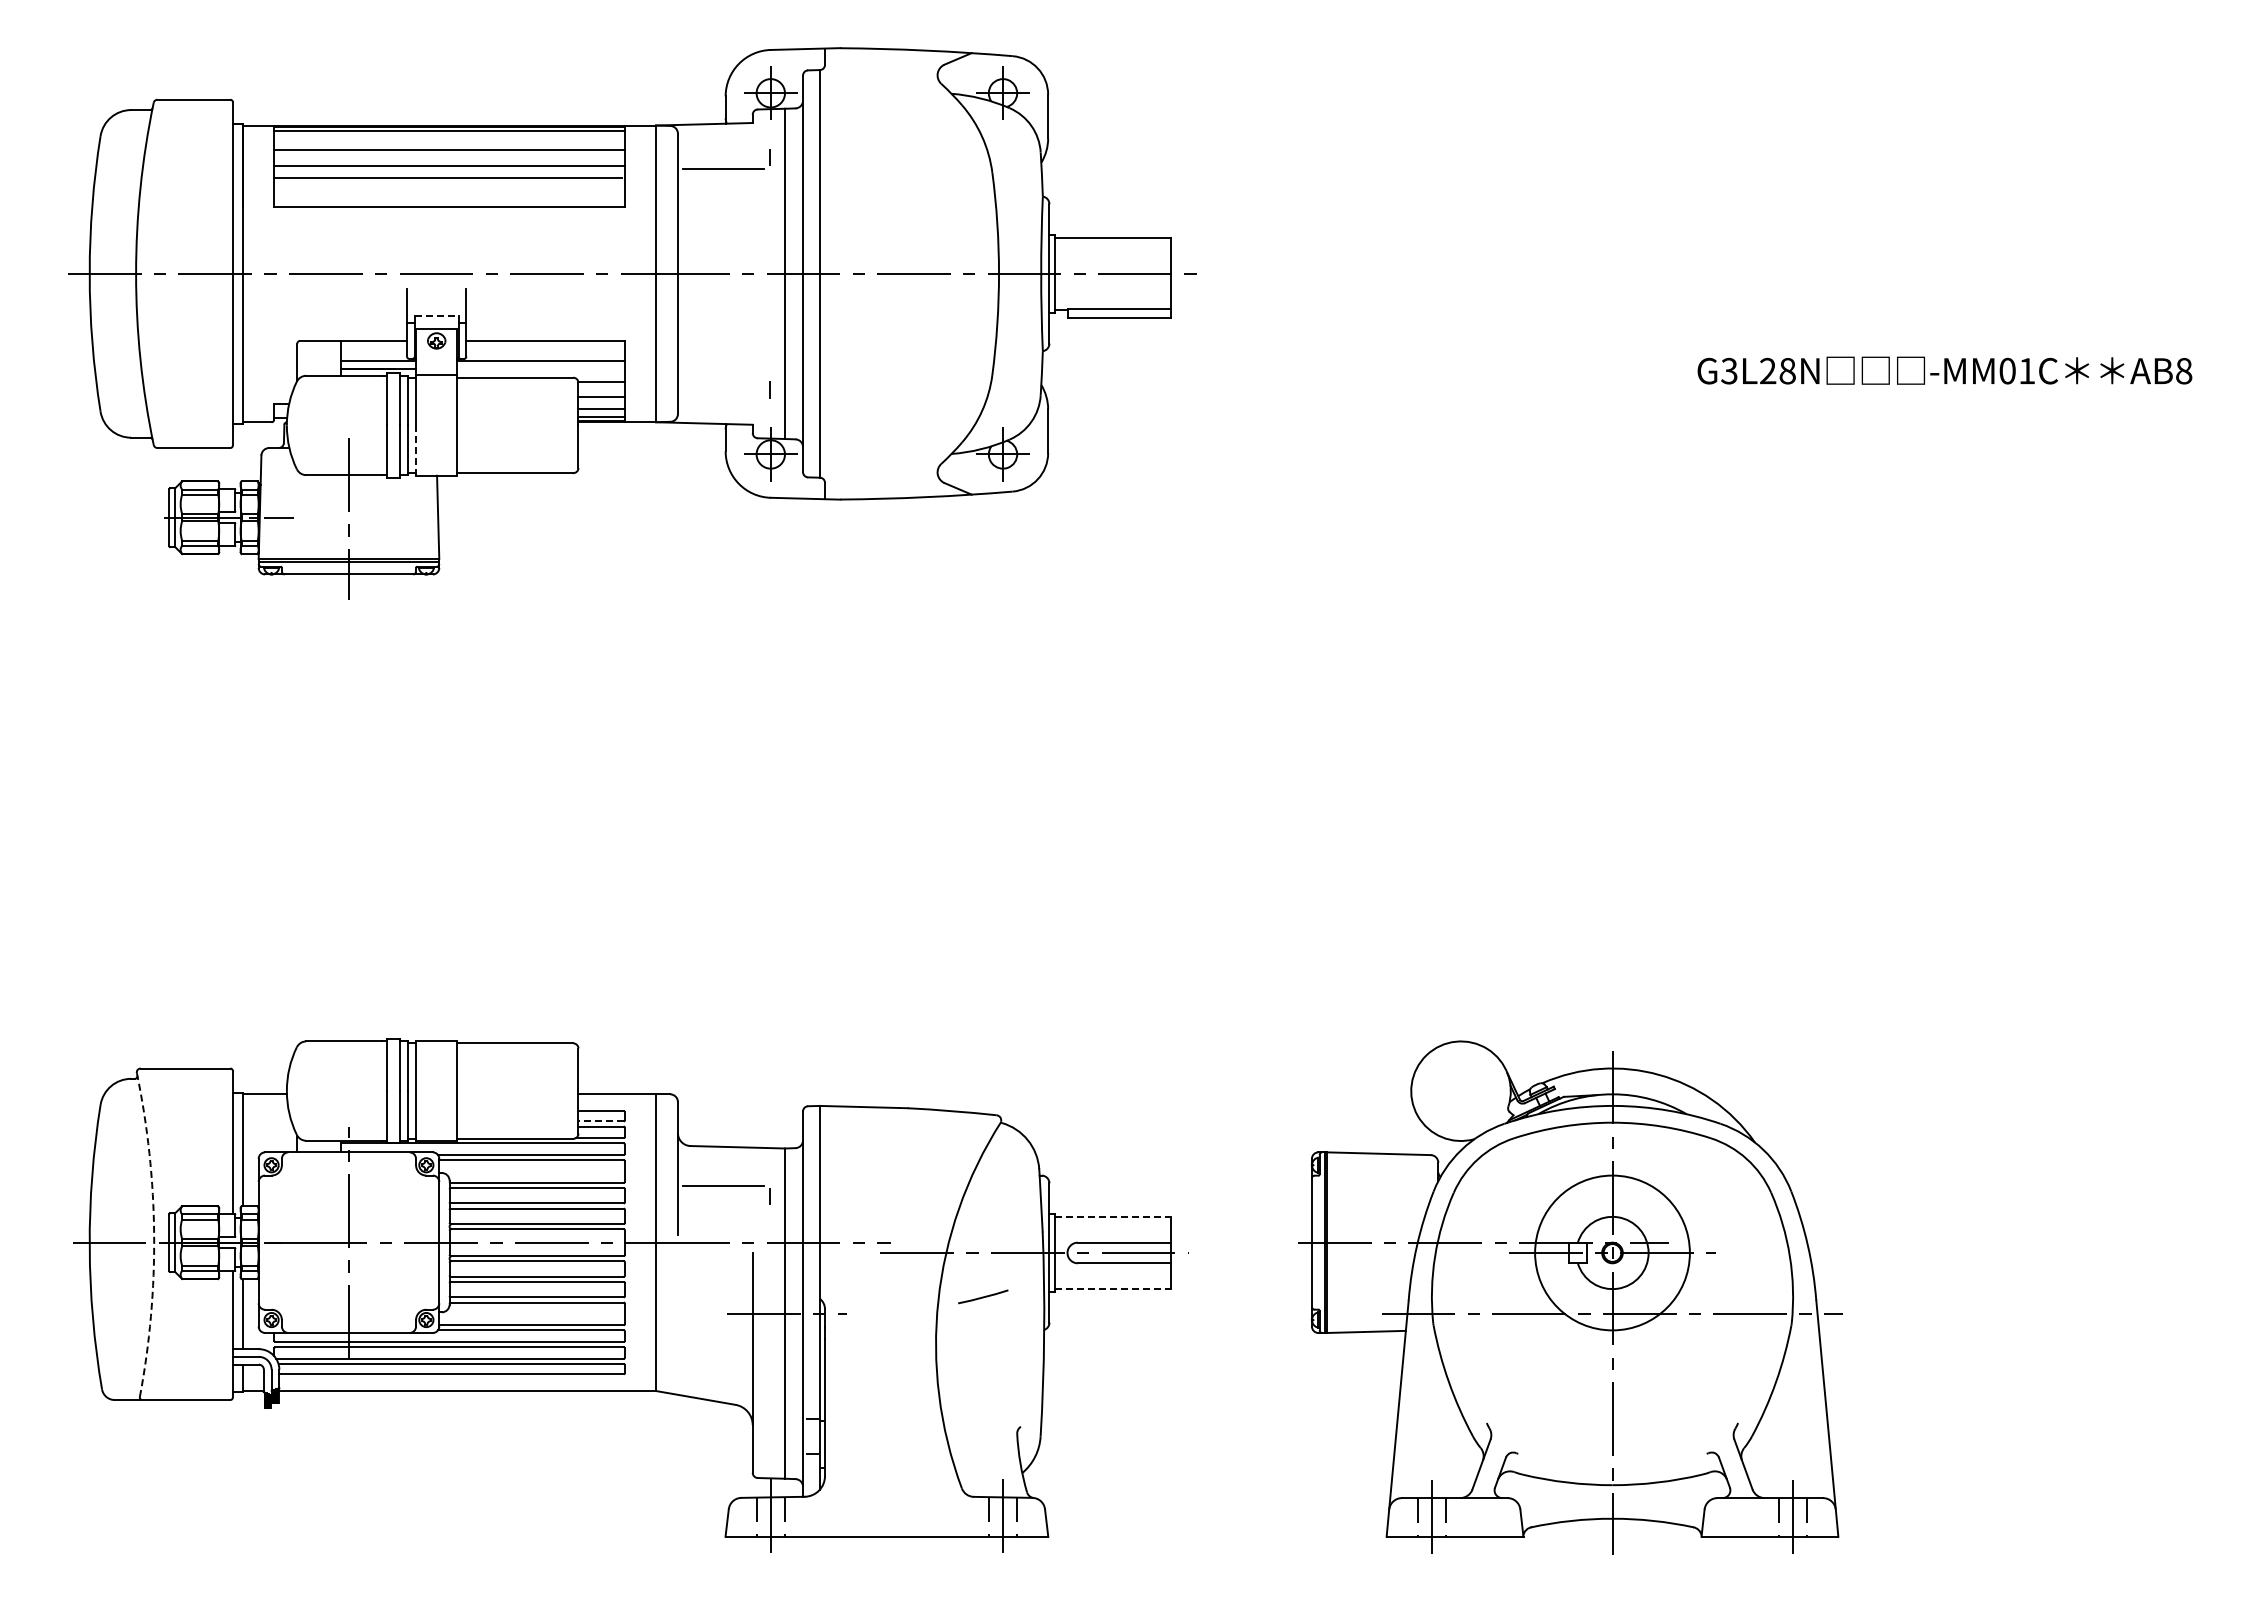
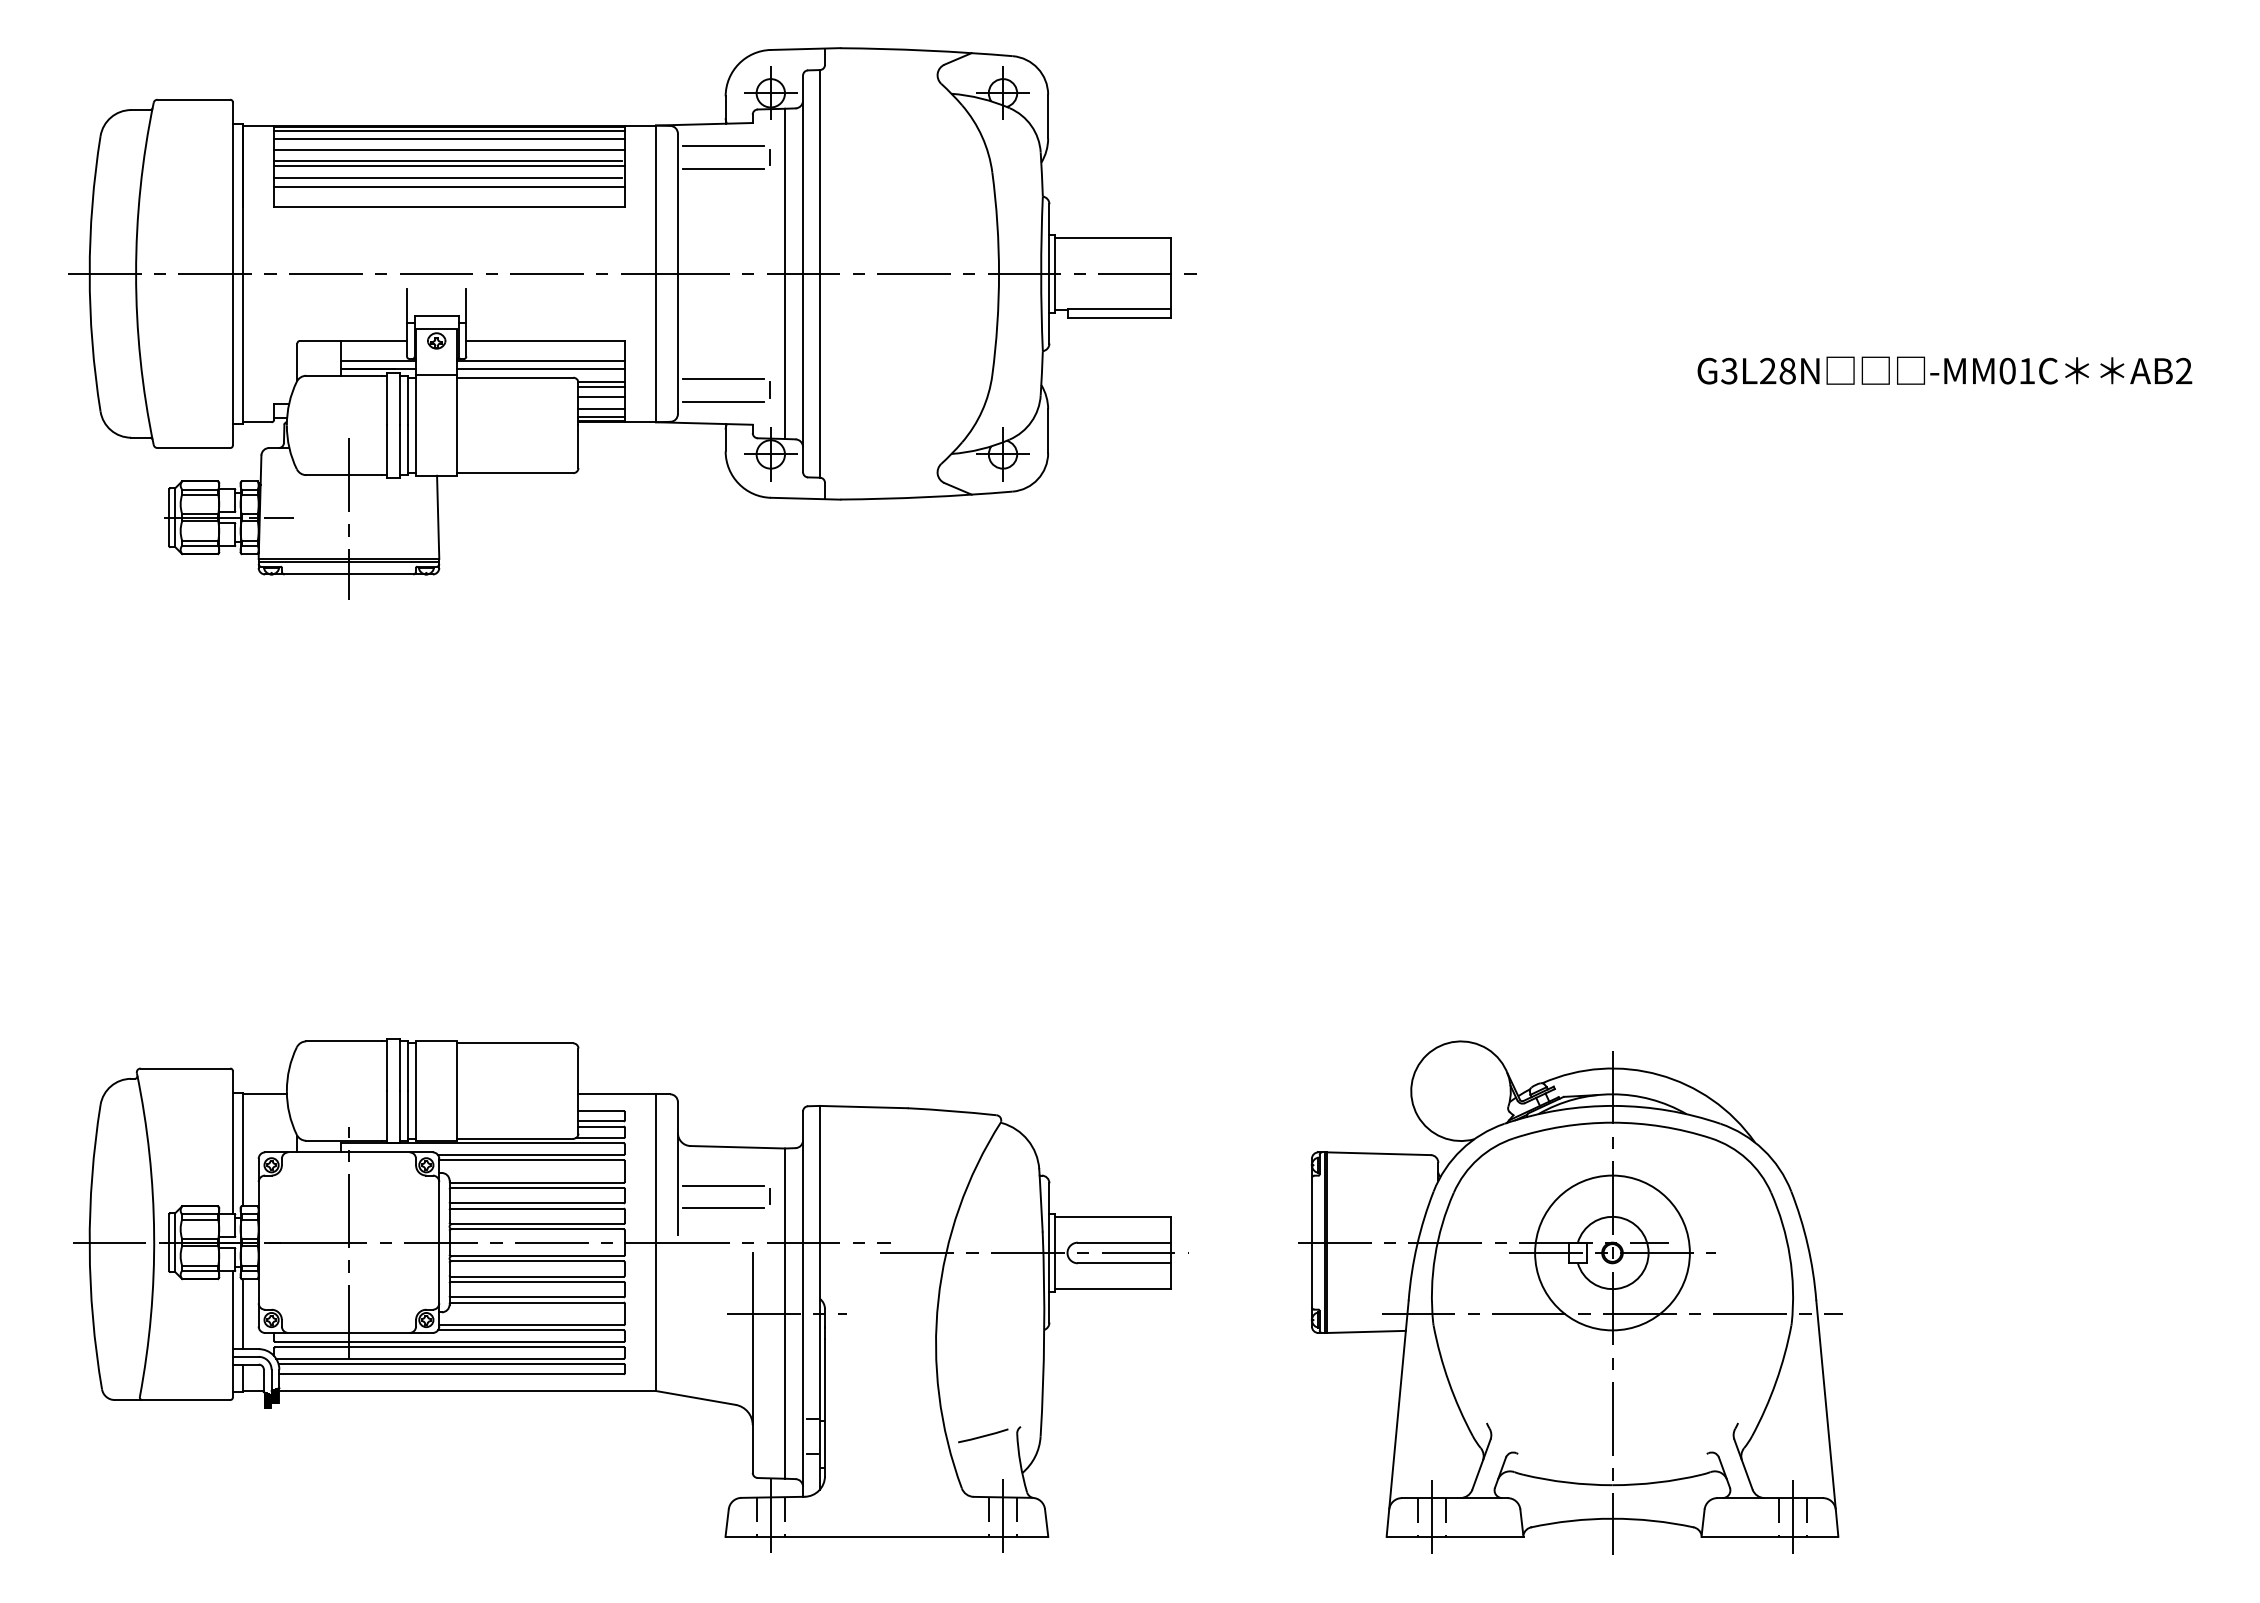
line: none -> present (449, 138)
line: none -> present (723, 146)
line: none -> present (448, 160)
line: none -> present (449, 186)
line: dashed -> solid (436, 315)
line: none -> present (541, 369)
text: AB8 -> AB2 (2184, 370)
line: none -> present (723, 378)
line: none -> present (601, 387)
line: none -> present (723, 401)
line: dashed -> solid (416, 450)
line: dashed -> solid (601, 1121)
line: none -> present (723, 1207)
line: dashed -> solid (1113, 1216)
arc: dashed -> solid (154, 1234)
line: dashed -> solid (1113, 1289)
line position: (983, 1296) -> (983, 1435) (983, 1435)
